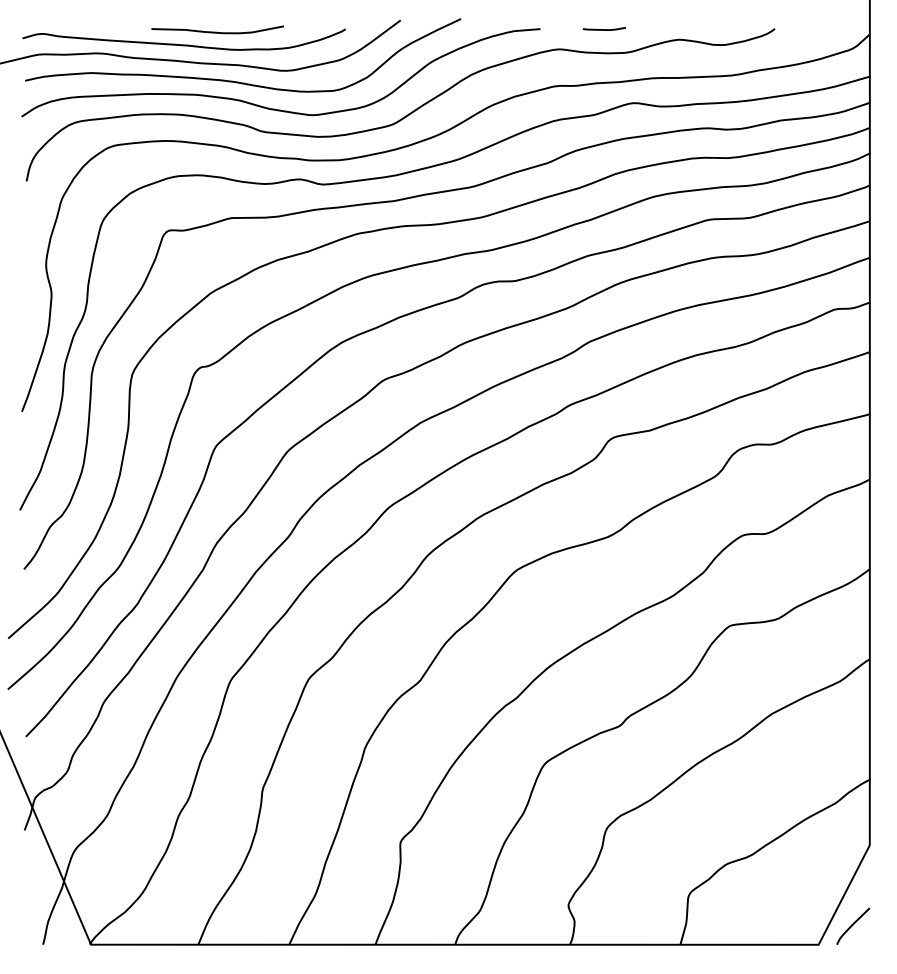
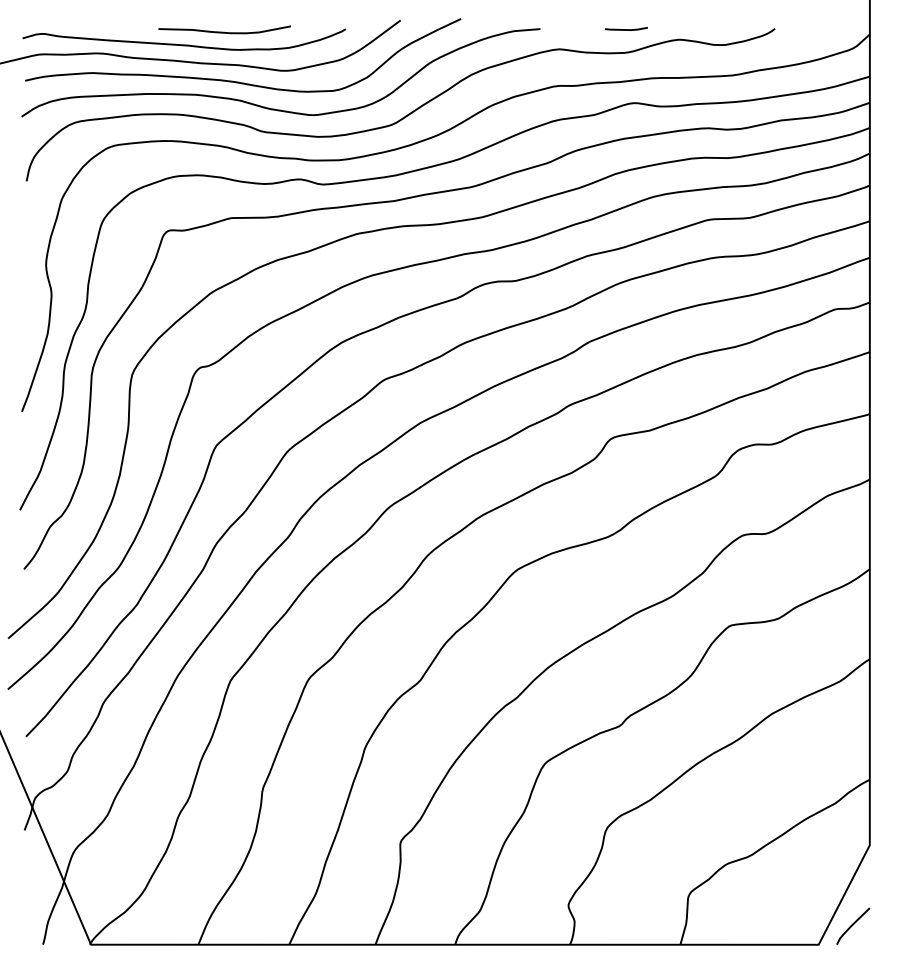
line position: (603, 29) -> (625, 29) (625, 29)
curve position: (217, 31) -> (224, 31) (224, 31)
